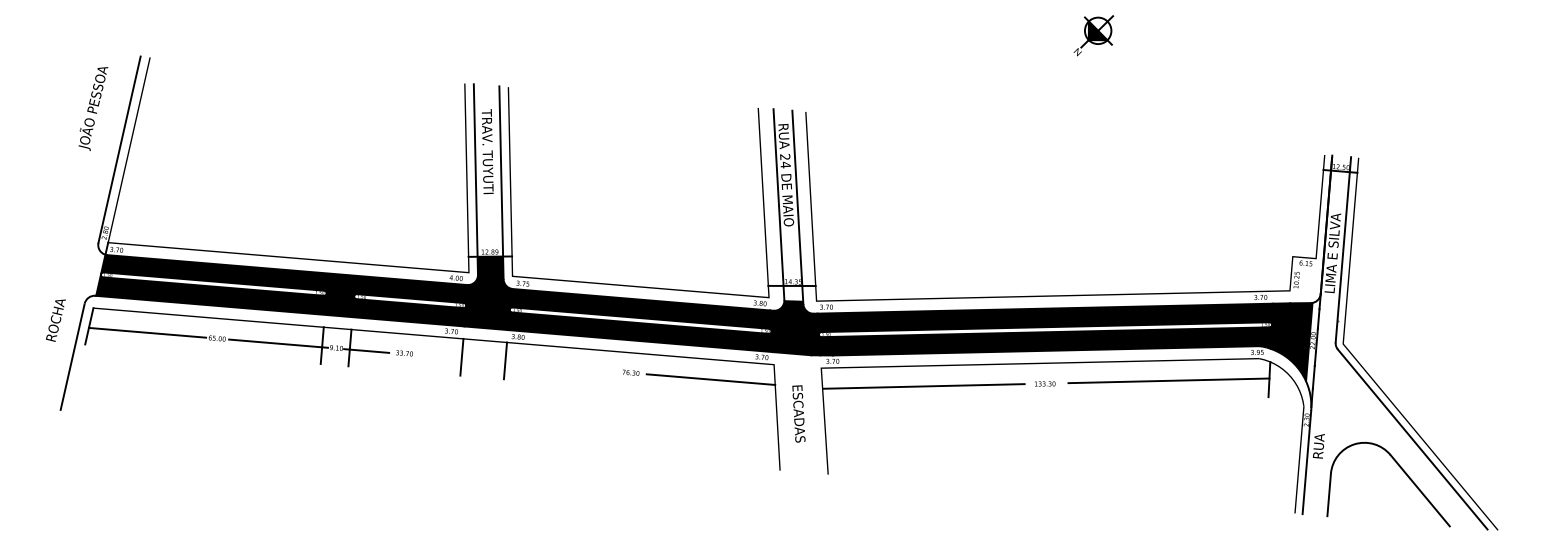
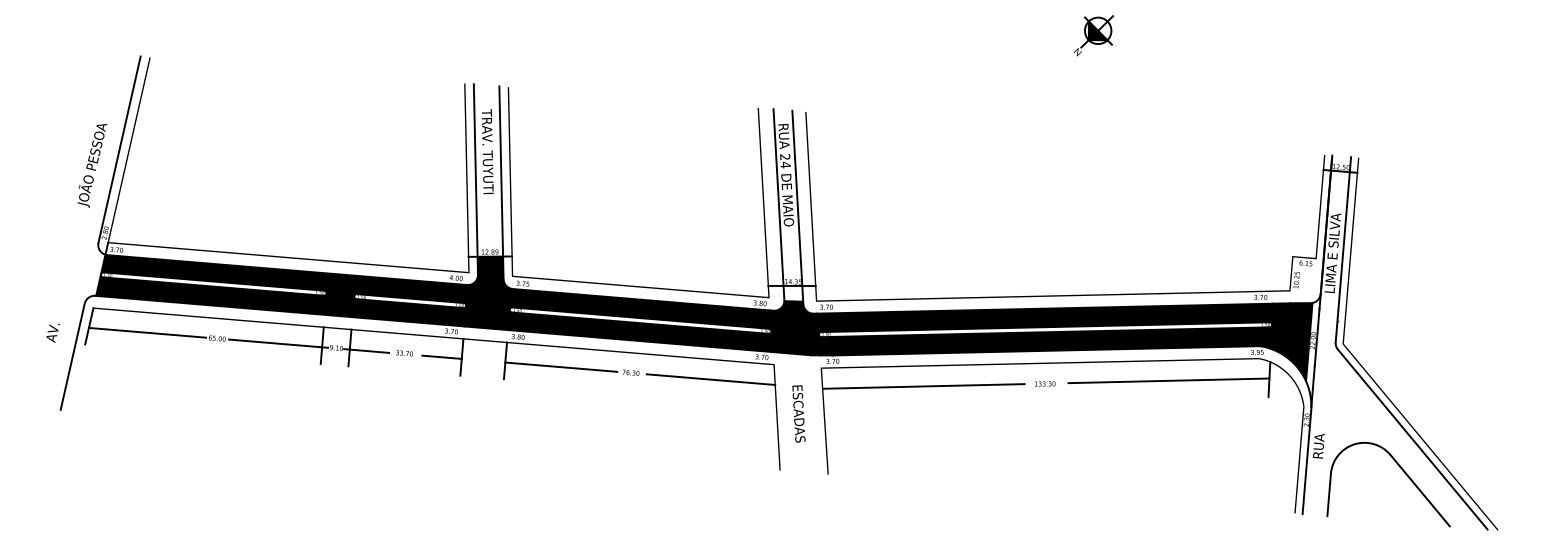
text position: (93, 108) -> (92, 165) (92, 165)
text: ROCHA -> AV. (55, 320)
line: none -> present (441, 356)
line: none -> present (561, 366)
